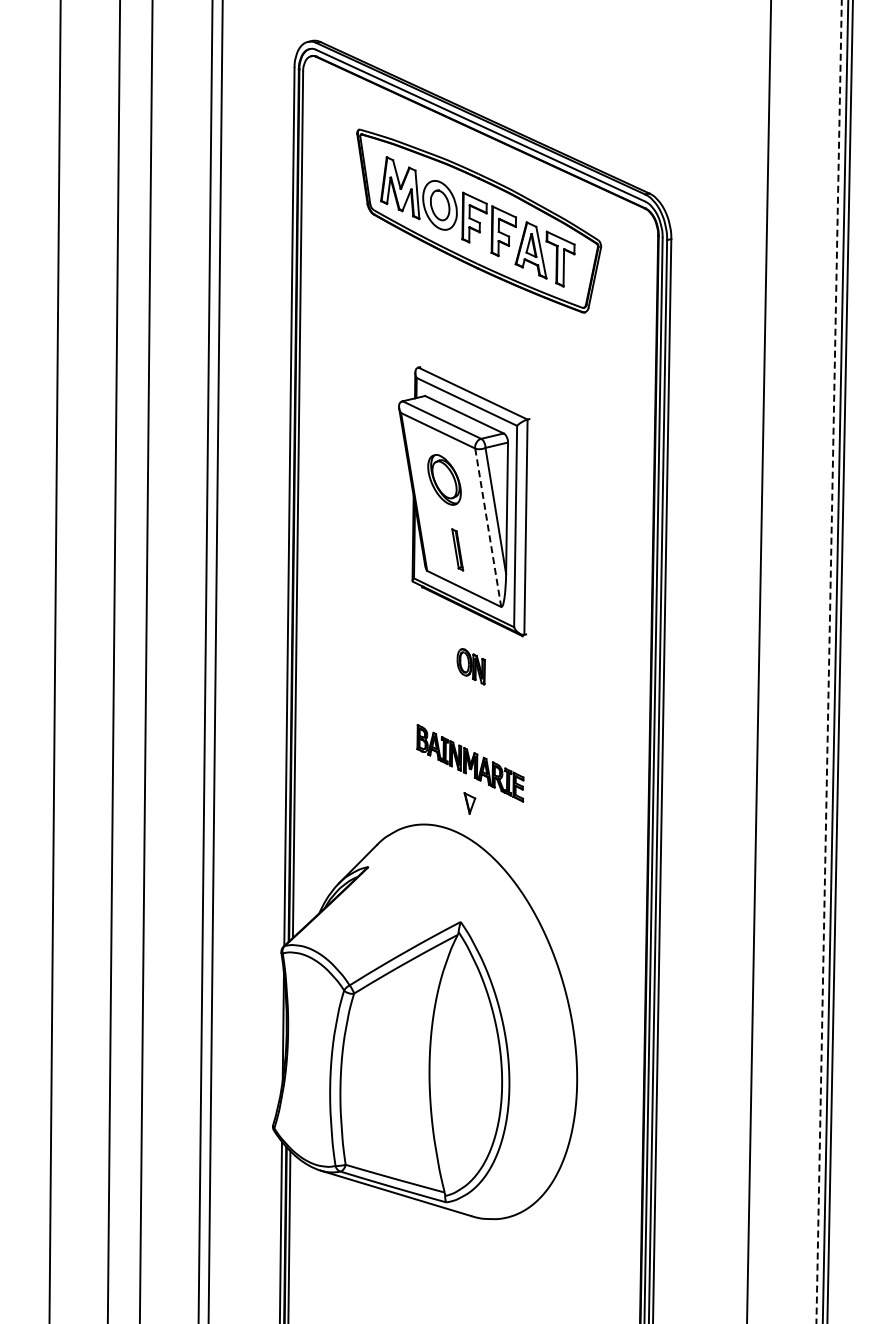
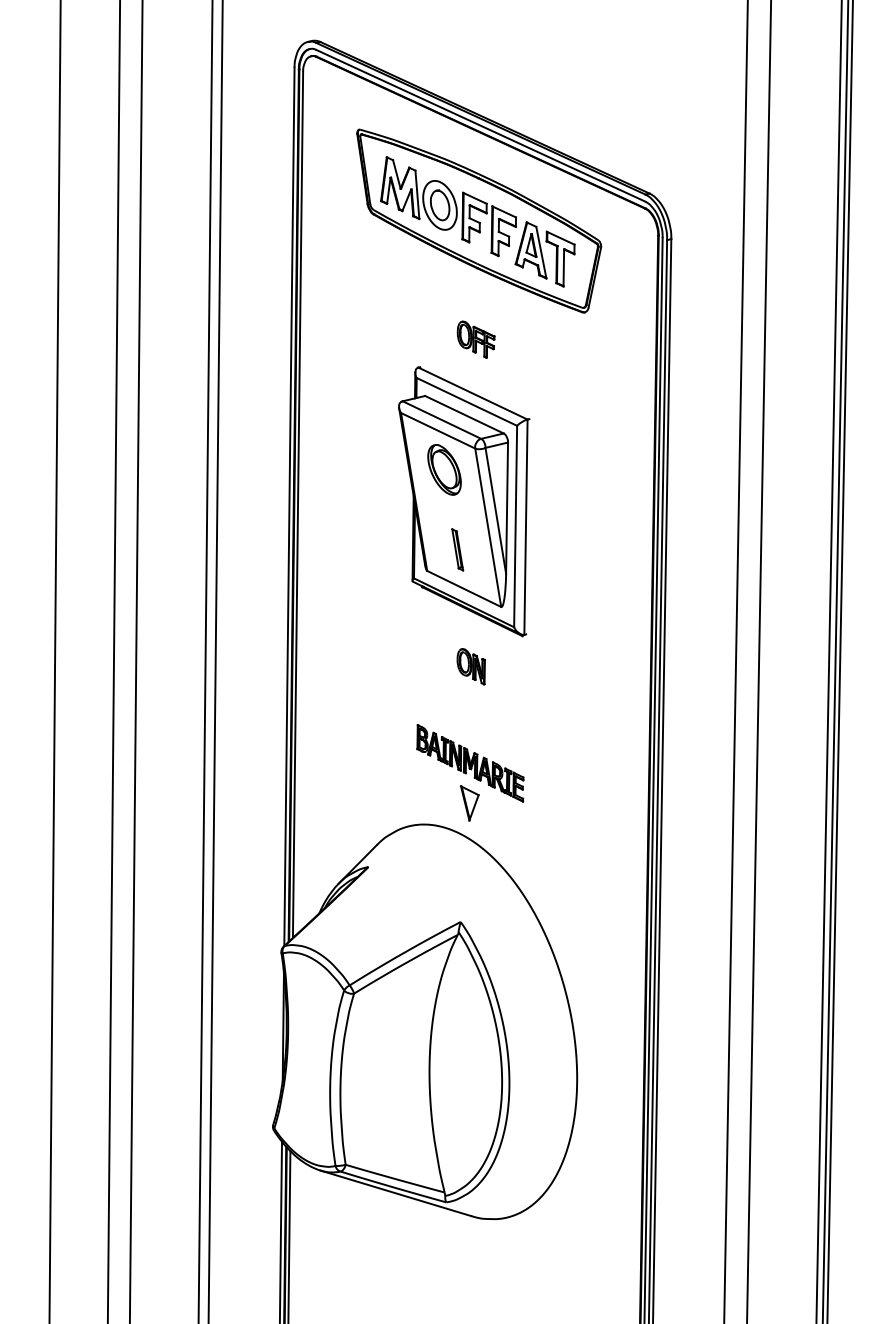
part: none -> present (475, 339)
part position: (444, 479) -> (444, 469) (444, 469)
line: dashed -> solid (488, 528)
line position: (145, 661) -> (135, 661) (135, 661)
line: none -> present (735, 661)
line: dashed -> solid (829, 662)
part size: 14x23 px -> 20x37 px (469, 803)
